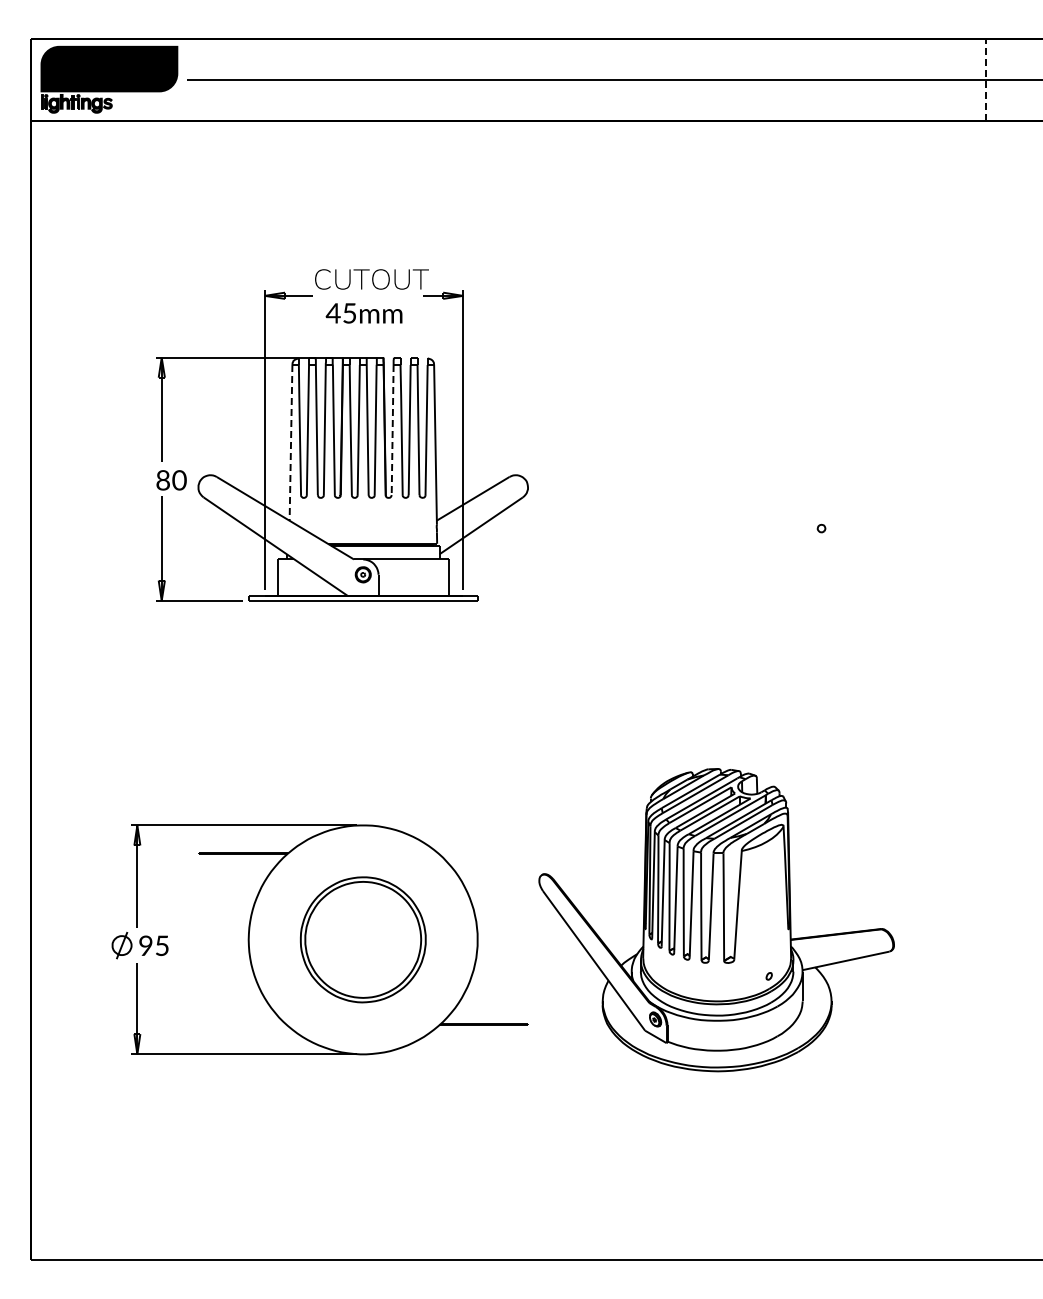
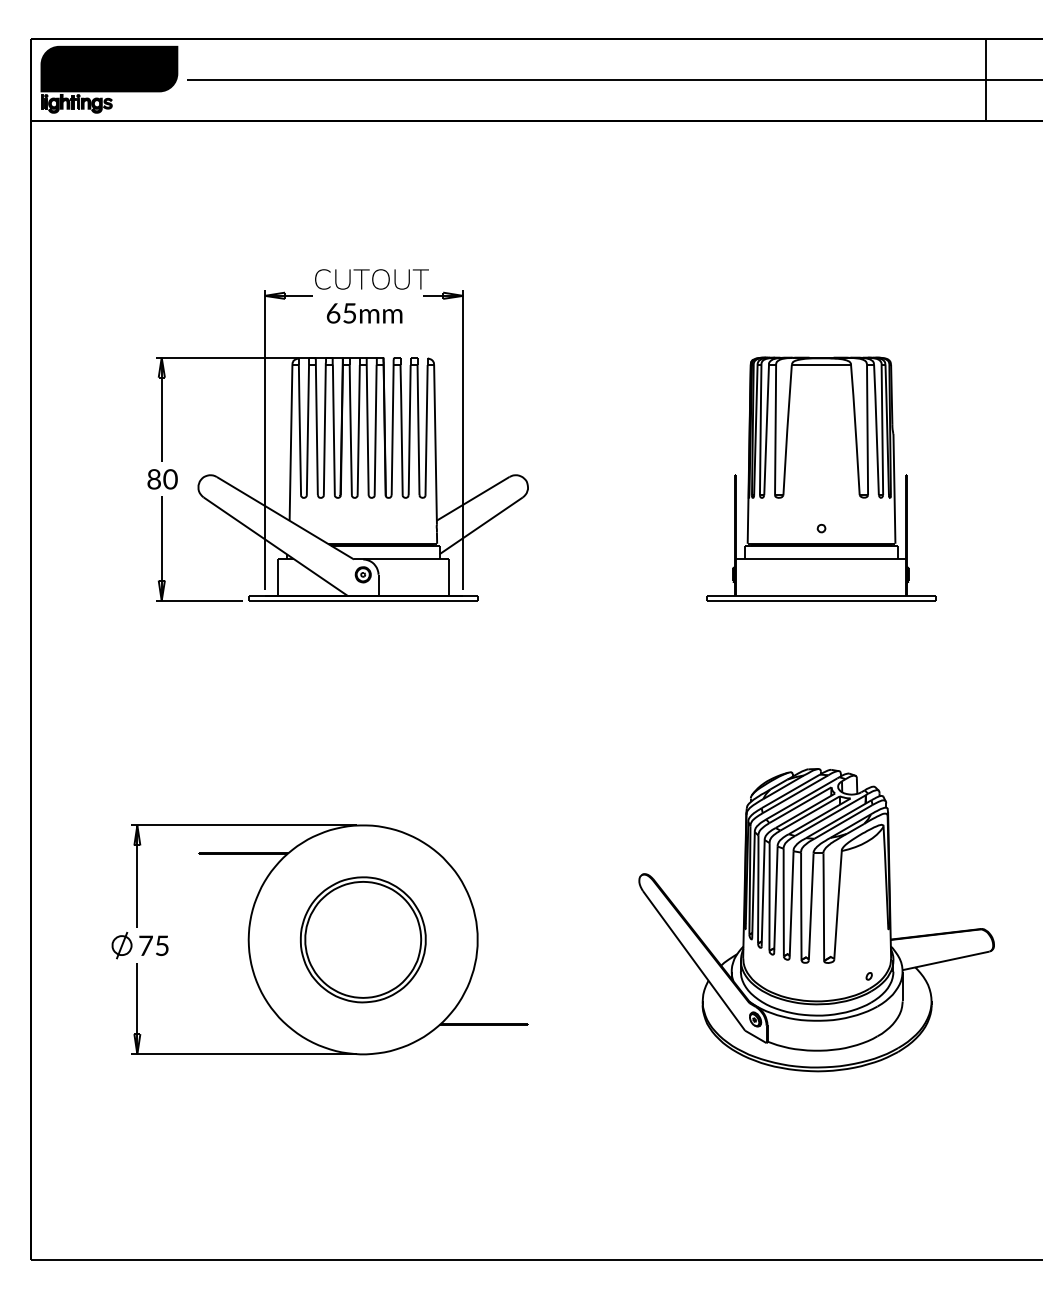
line: dashed -> solid (985, 79)
text: 45mm -> 65mm (332, 313)
line: dashed -> solid (392, 430)
line: dashed -> solid (291, 442)
part: none -> present (821, 478)
text position: (171, 480) -> (162, 479) (162, 479)
part position: (716, 920) -> (816, 920) (816, 920)
text: 95 -> 75 (145, 945)
